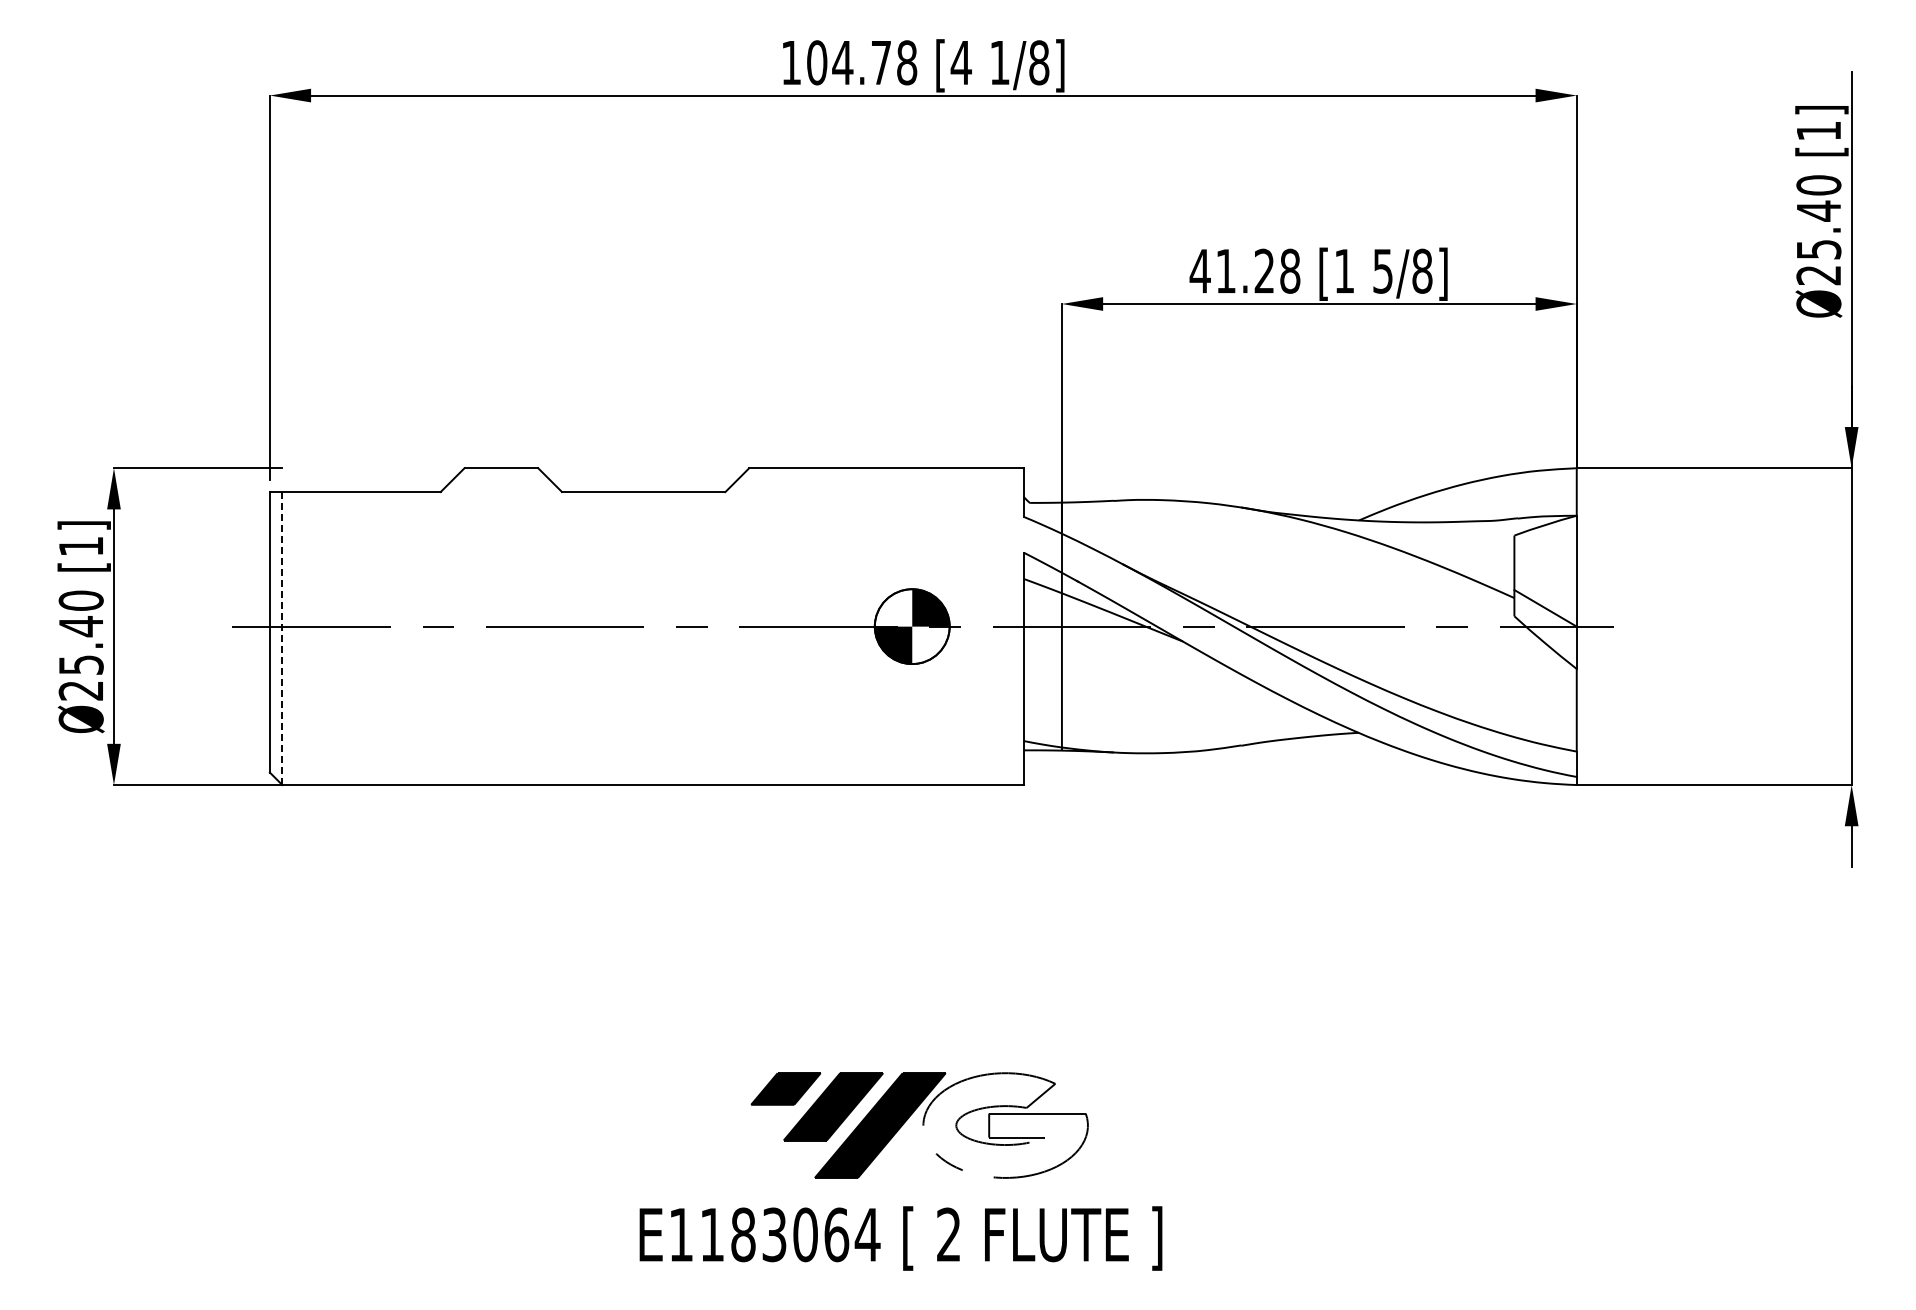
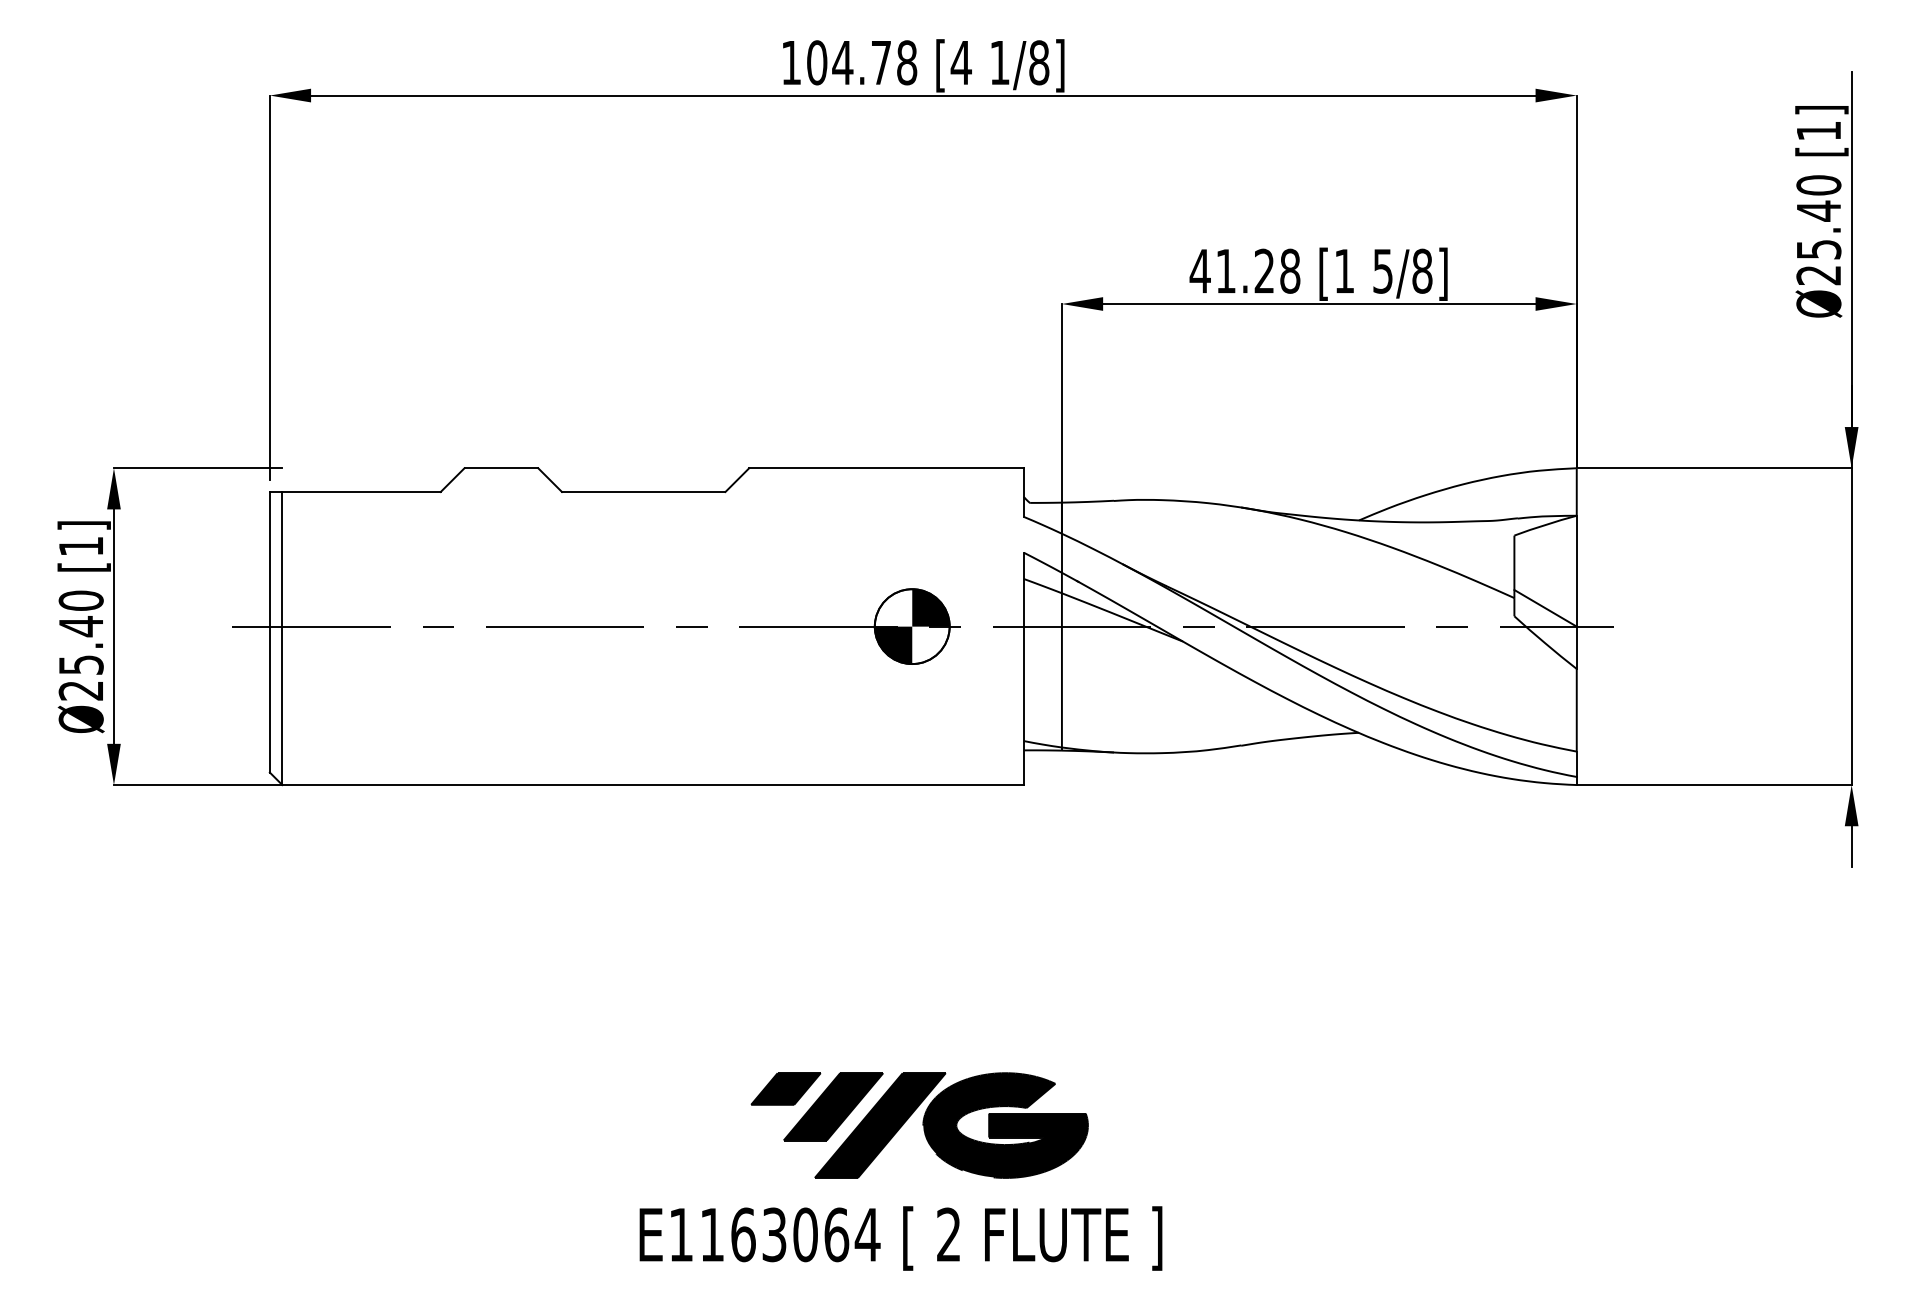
line: dashed -> solid (282, 638)
fill: none -> present (1005, 1125)
text: E1183064 -> E1163064 (743, 1234)
